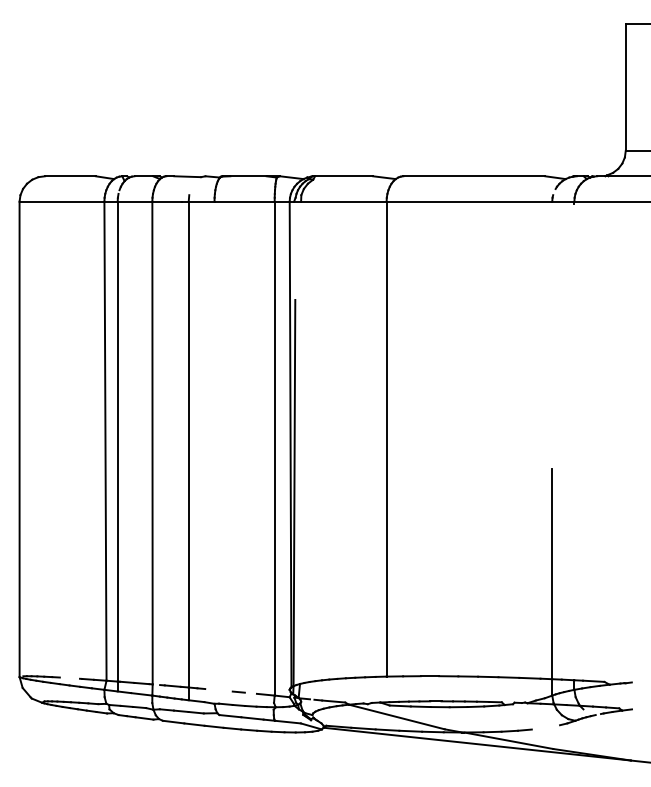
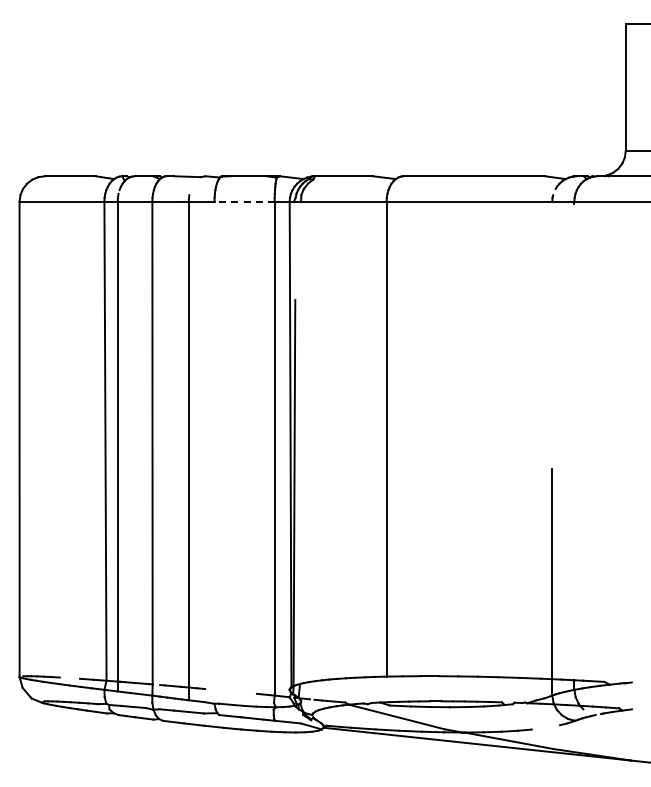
line: solid -> dashed (244, 201)
line: present -> none (238, 691)
